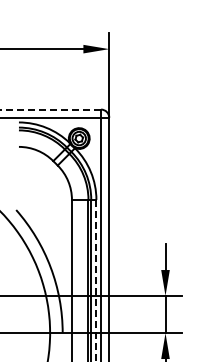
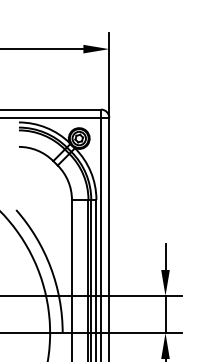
line: dashed -> solid (50, 109)
line: dashed -> solid (96, 280)
